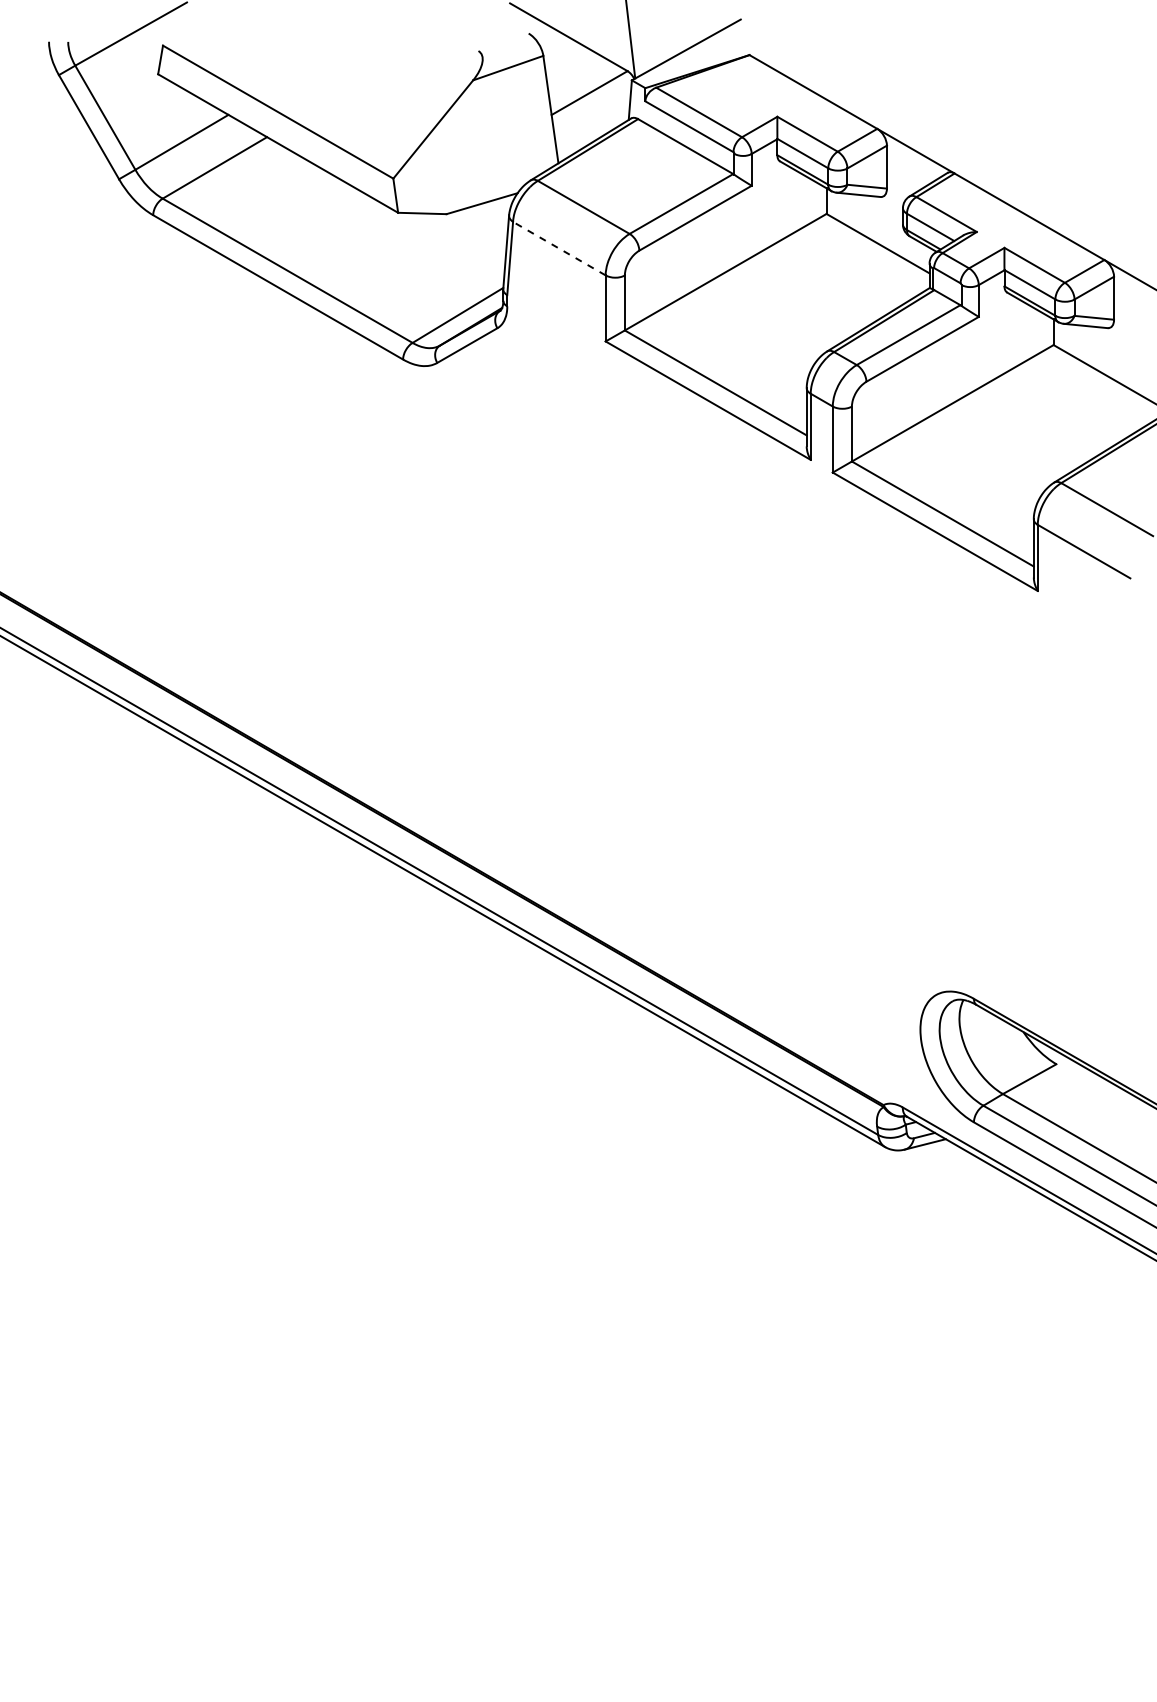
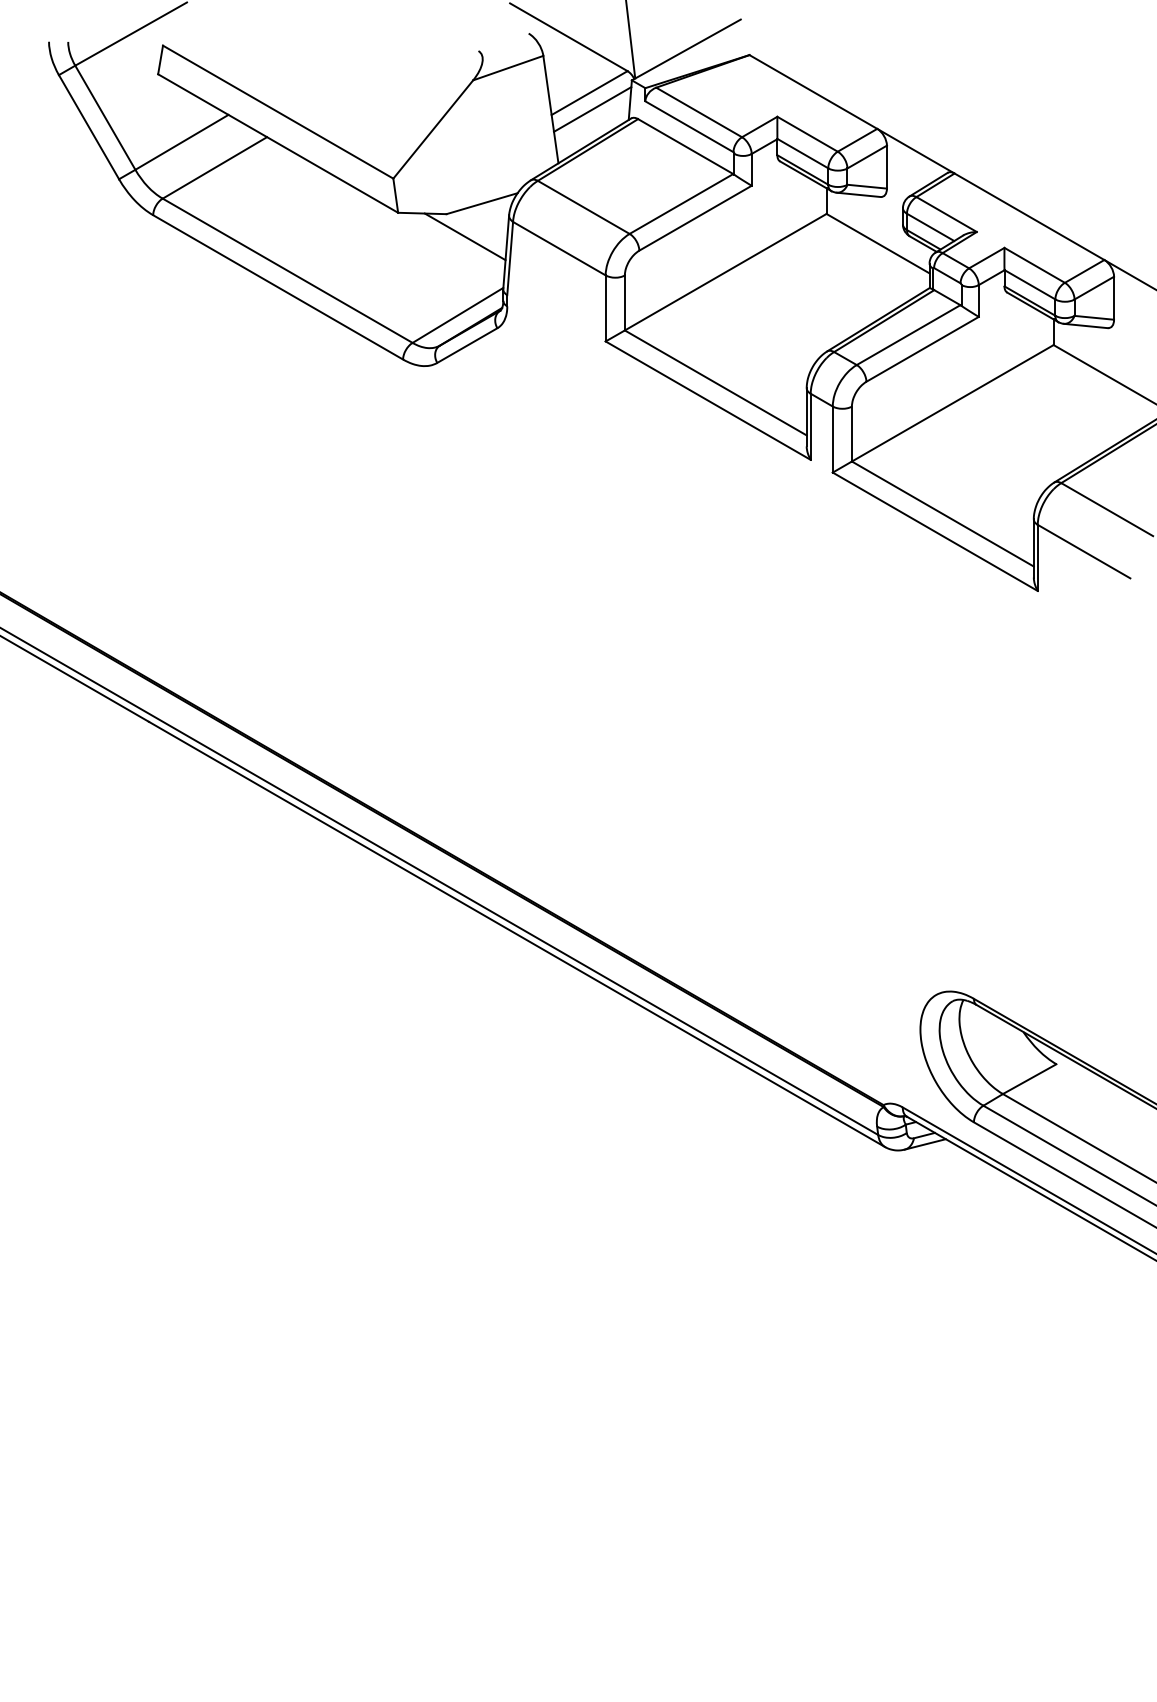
line: none -> present (592, 109)
line: none -> present (464, 236)
line: dashed -> solid (558, 248)
